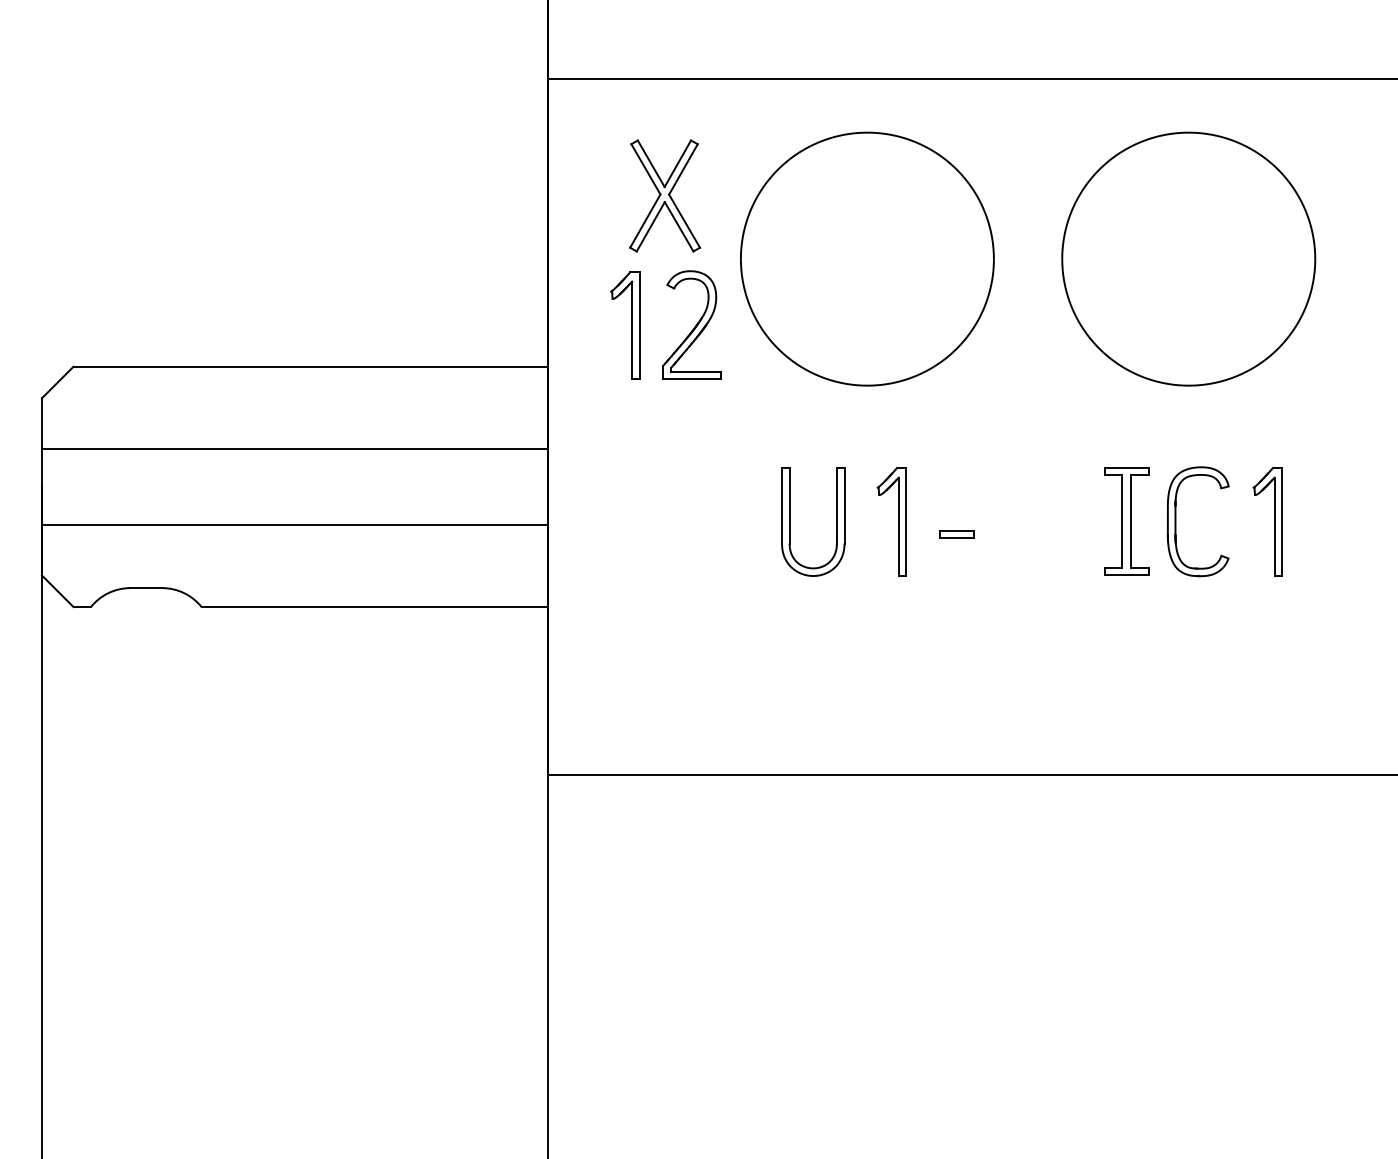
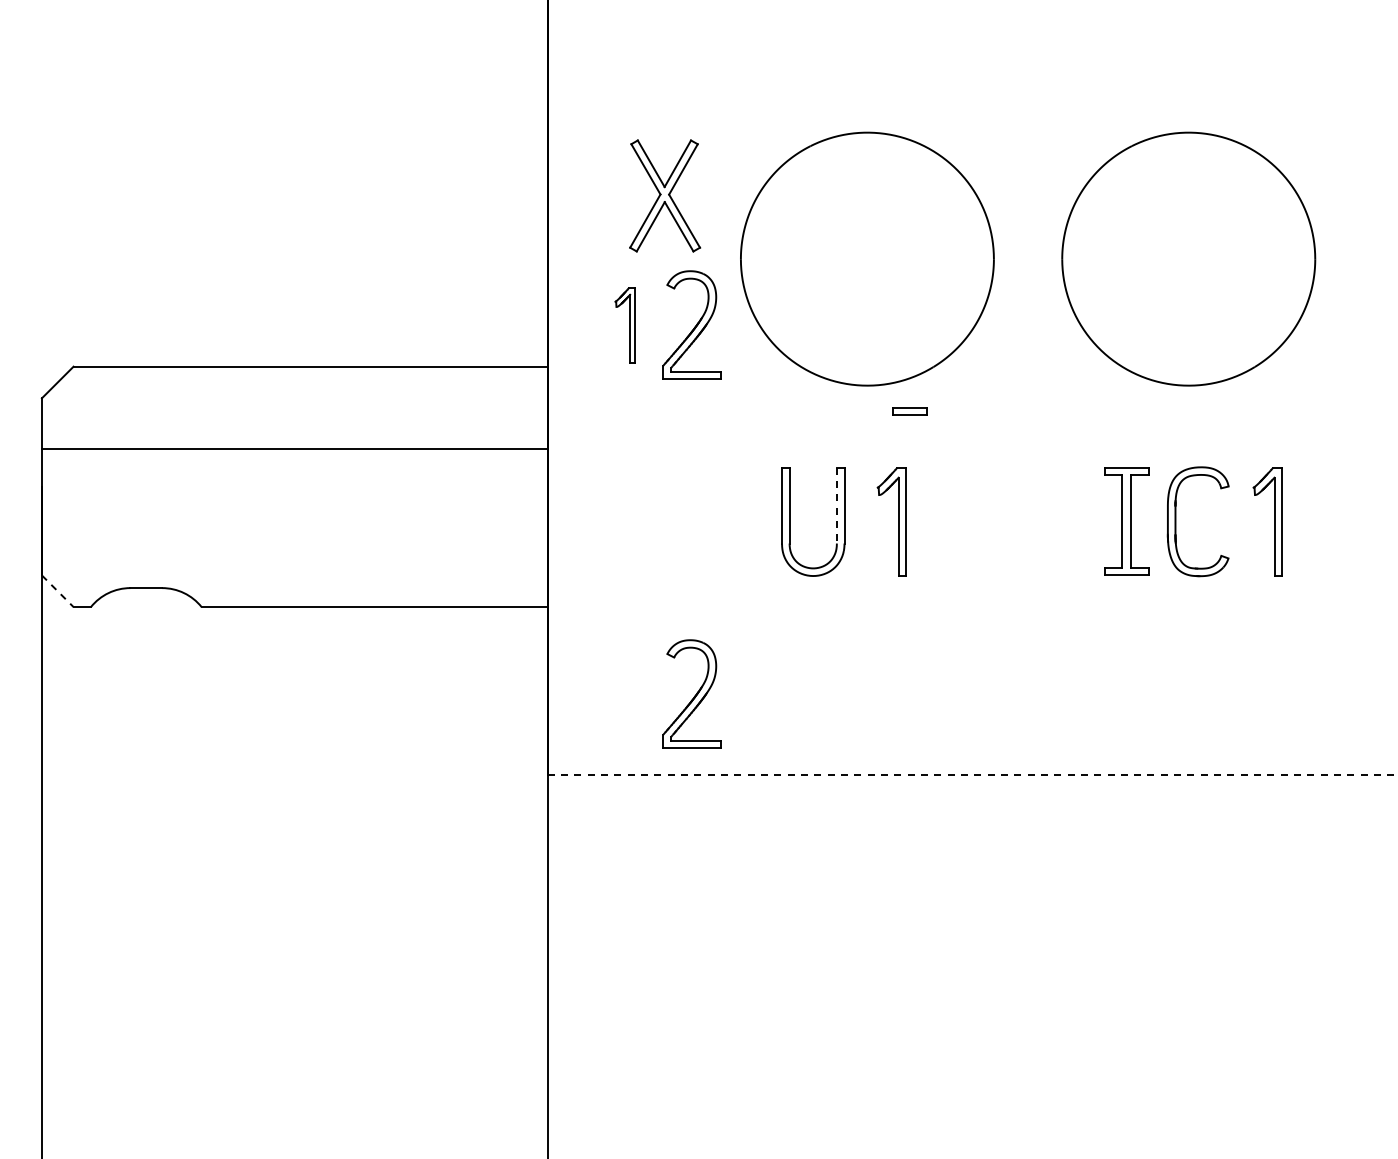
line: present -> none (970, 78)
part size: 31x109 px -> 22x77 px (624, 325)
line: solid -> dashed (836, 505)
line: present -> none (294, 524)
part position: (956, 534) -> (909, 411) (909, 411)
line: solid -> dashed (58, 591)
part: none -> present (691, 693)
line: solid -> dashed (972, 774)
